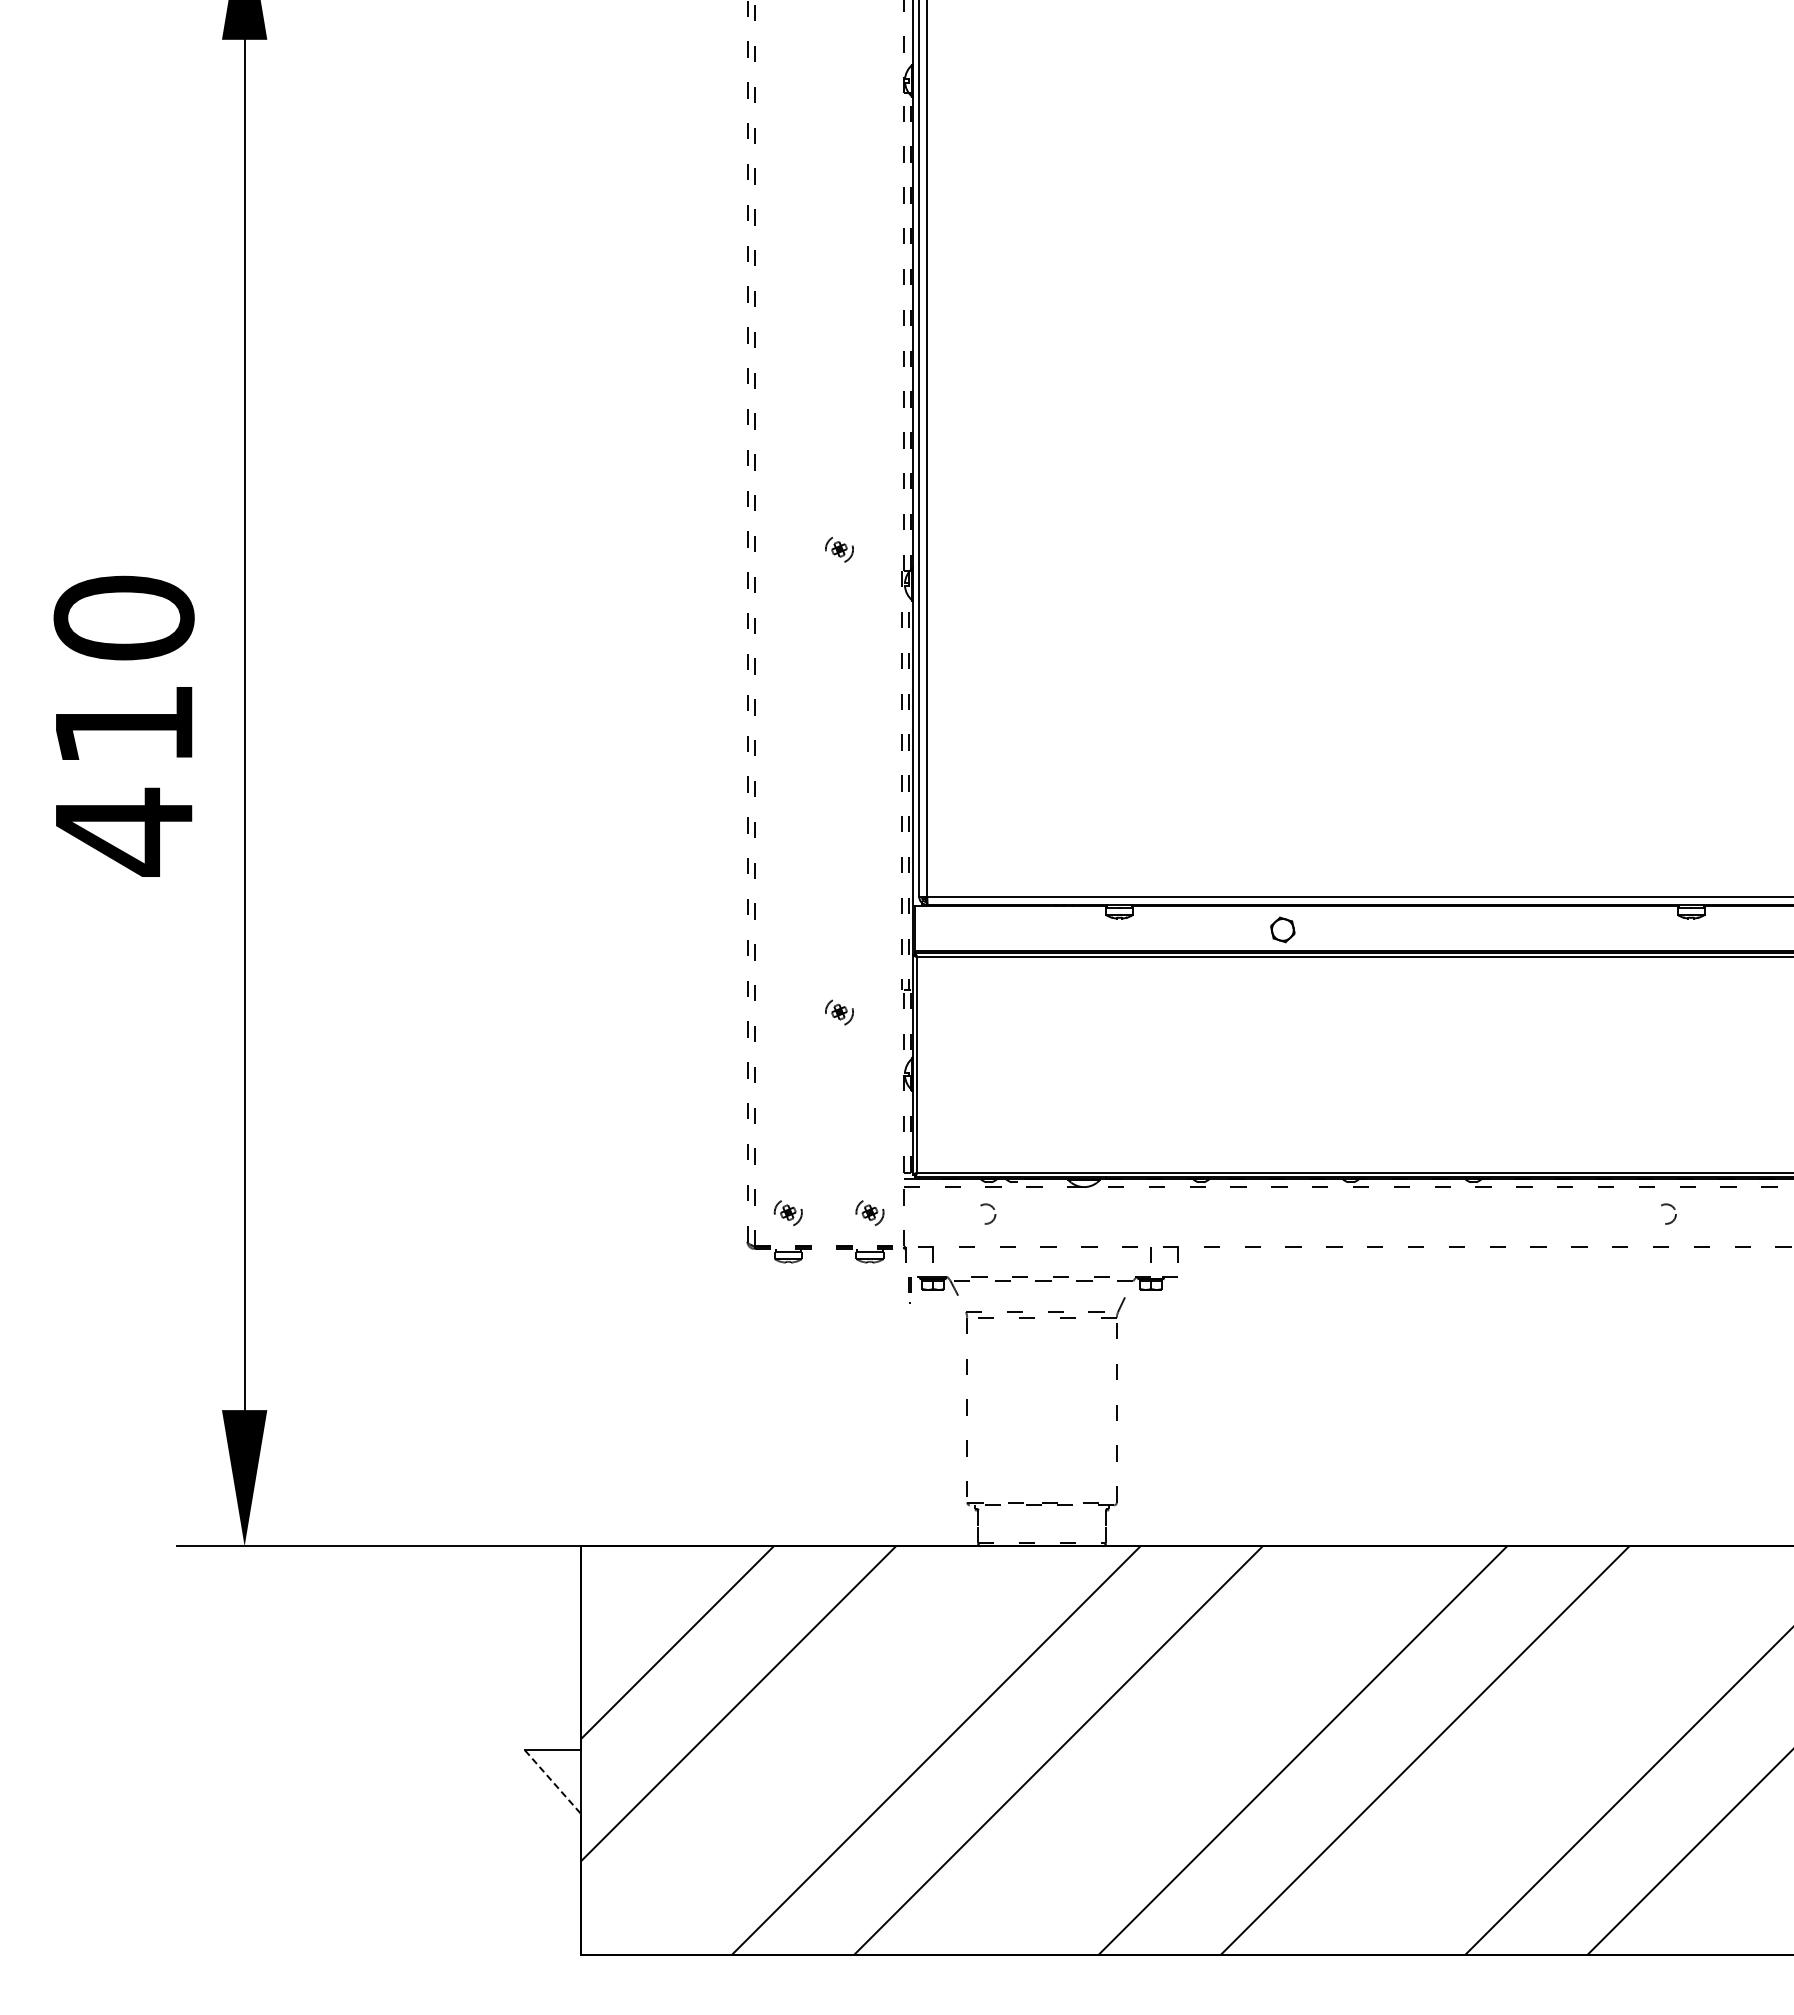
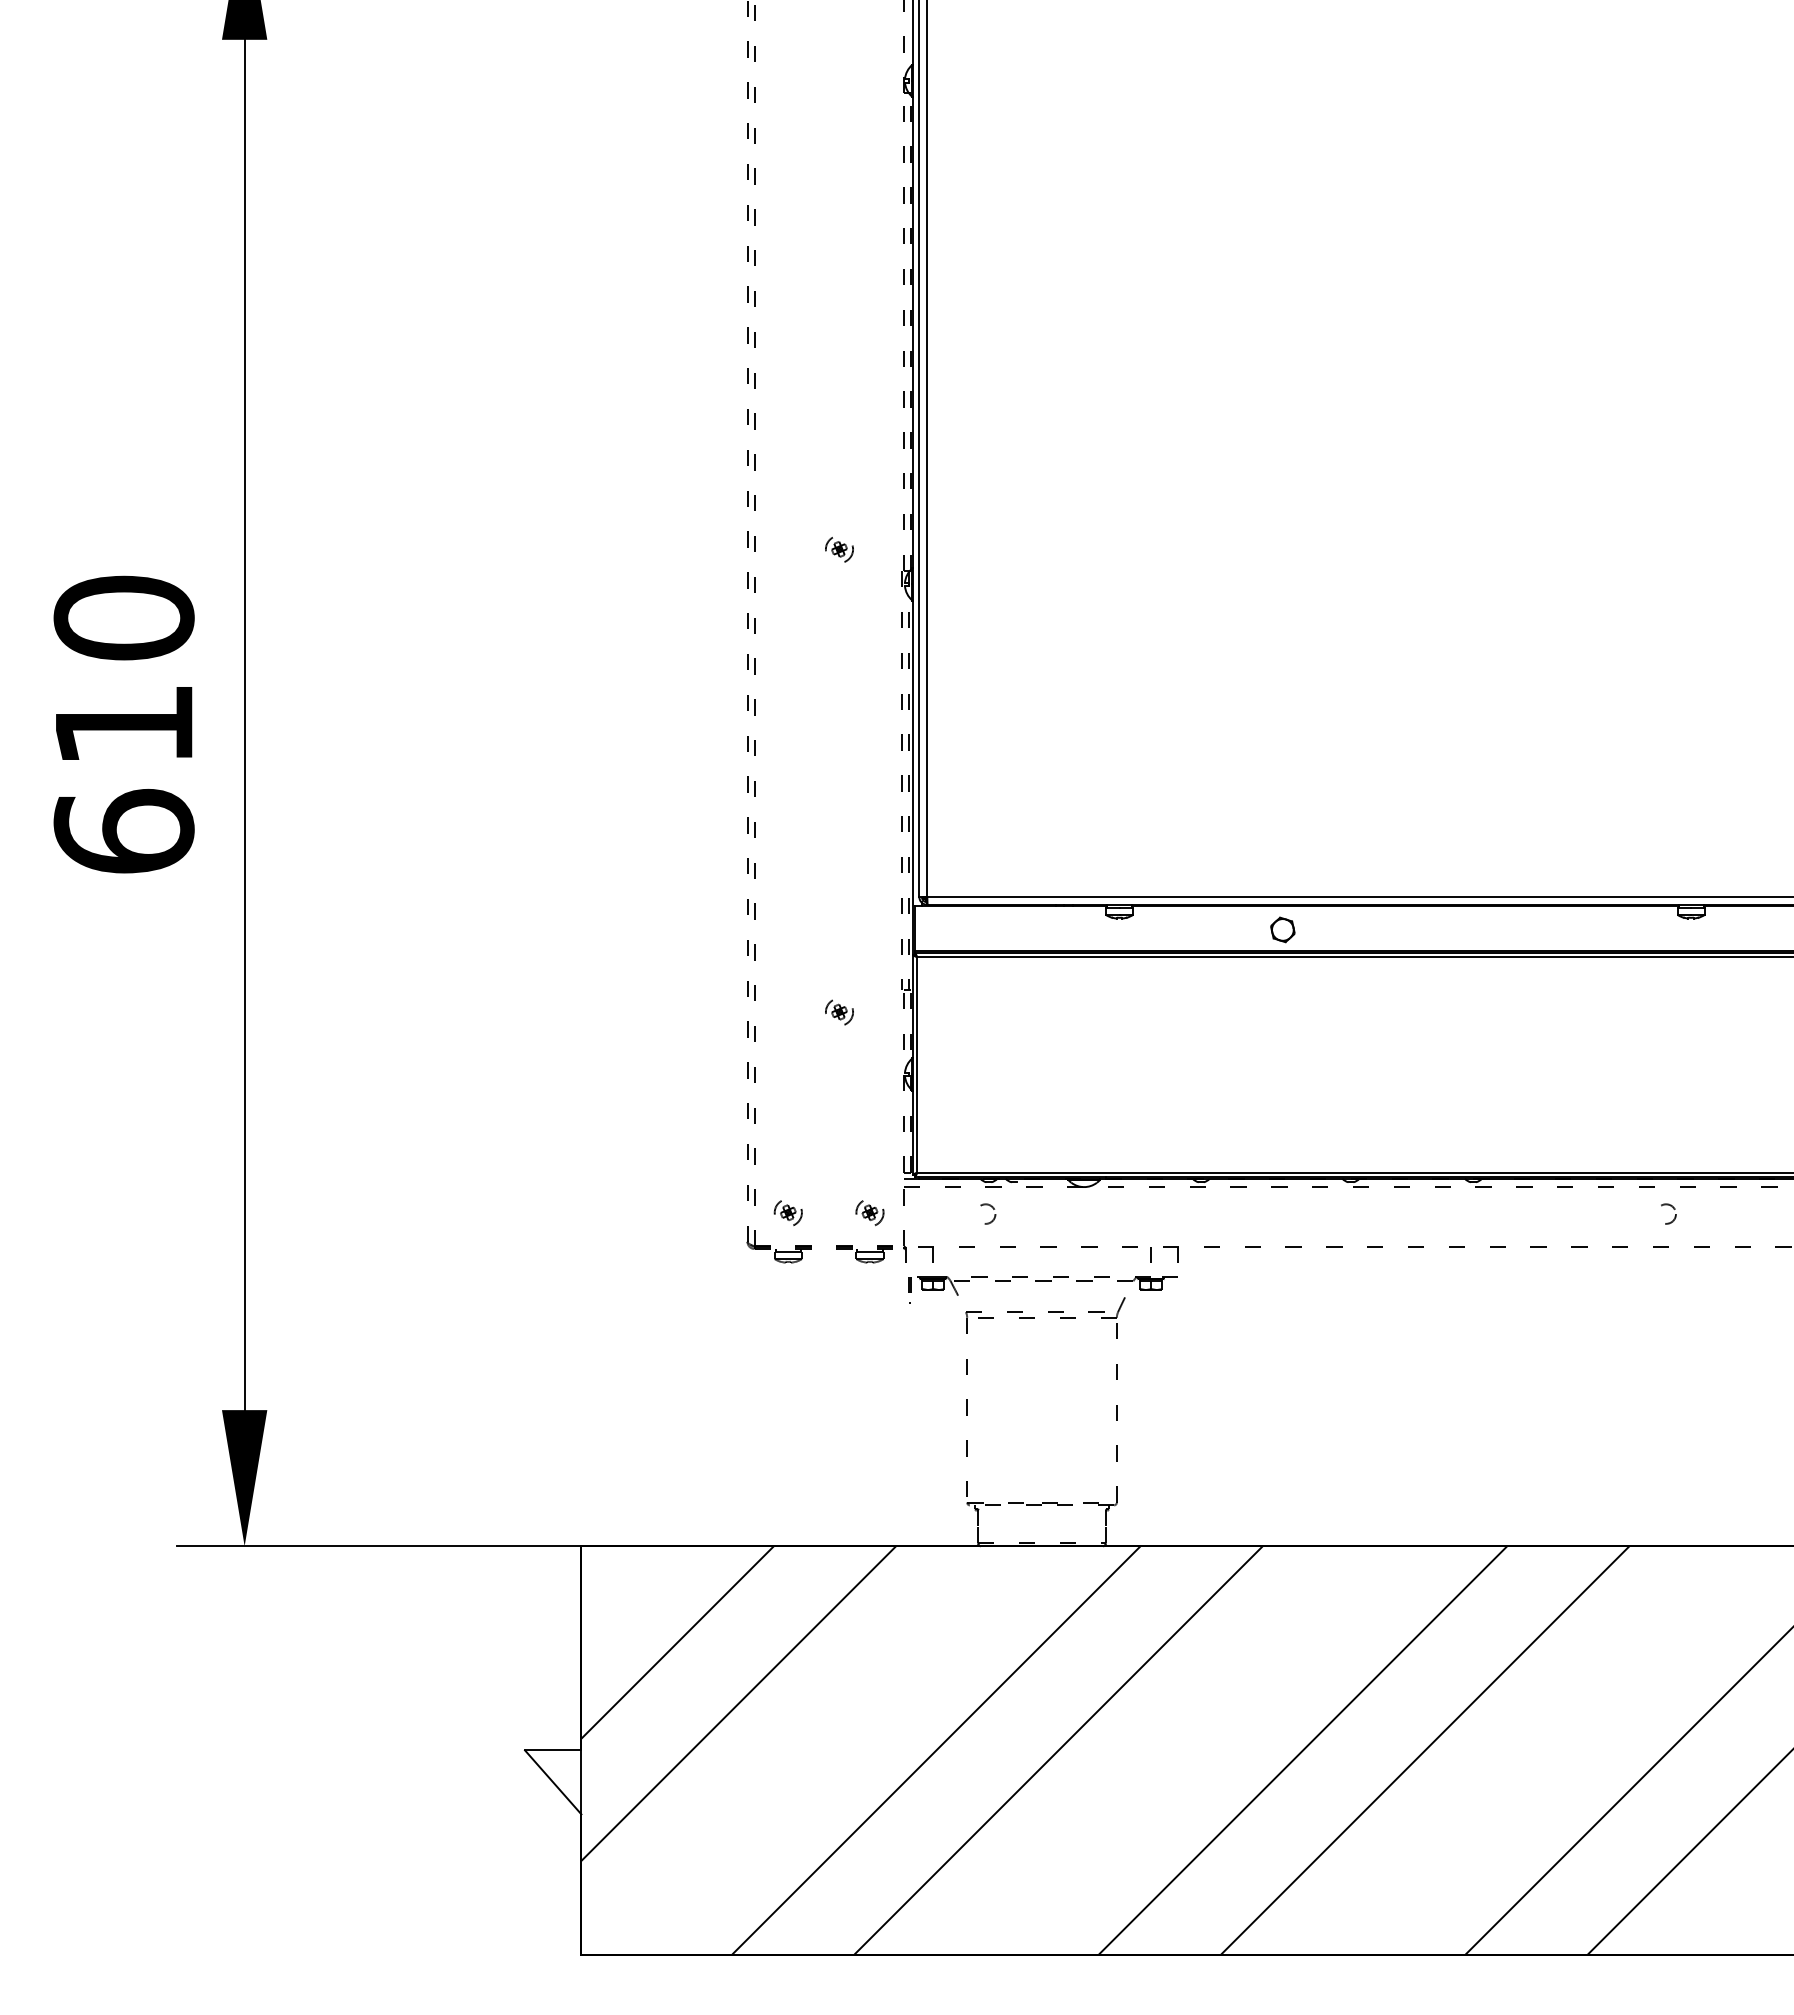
text: 410 -> 610 (123, 831)
line: dashed -> solid (553, 1782)
